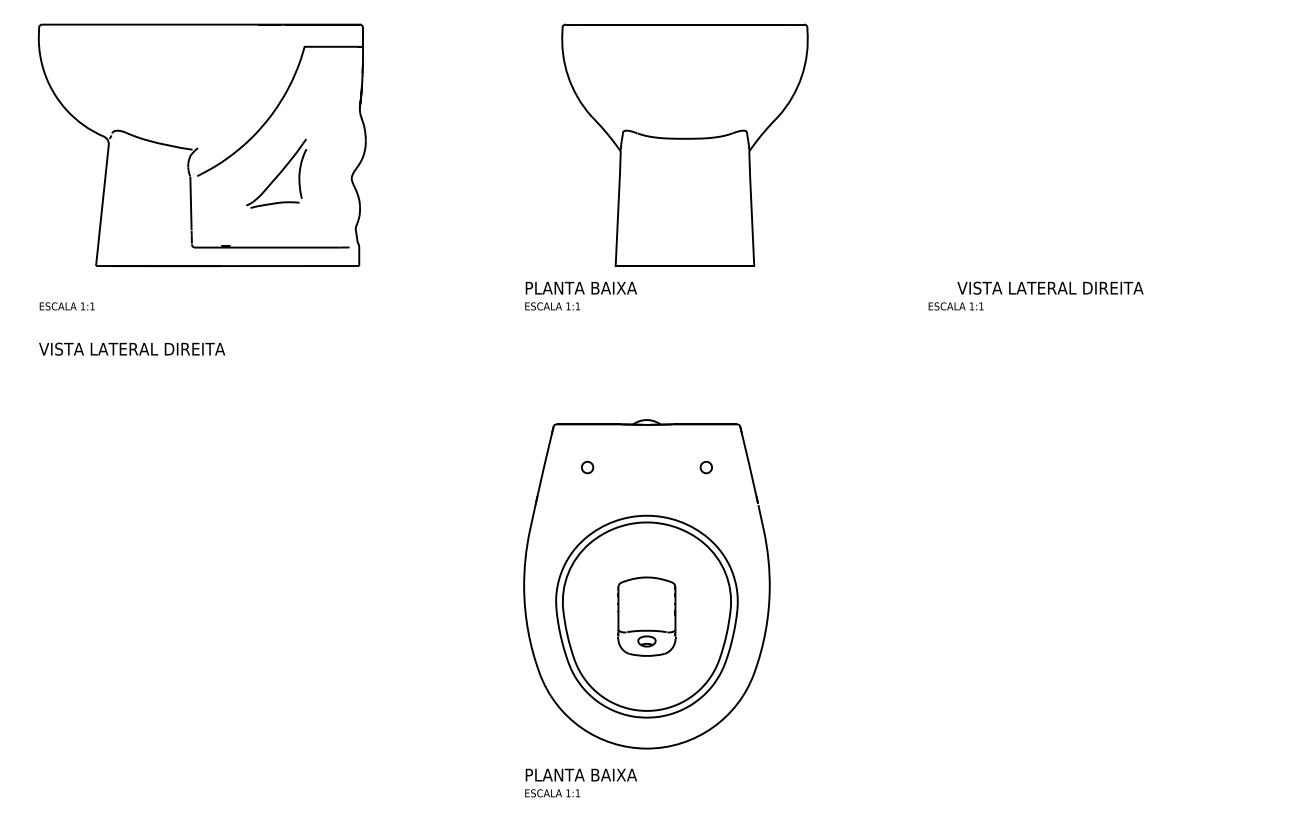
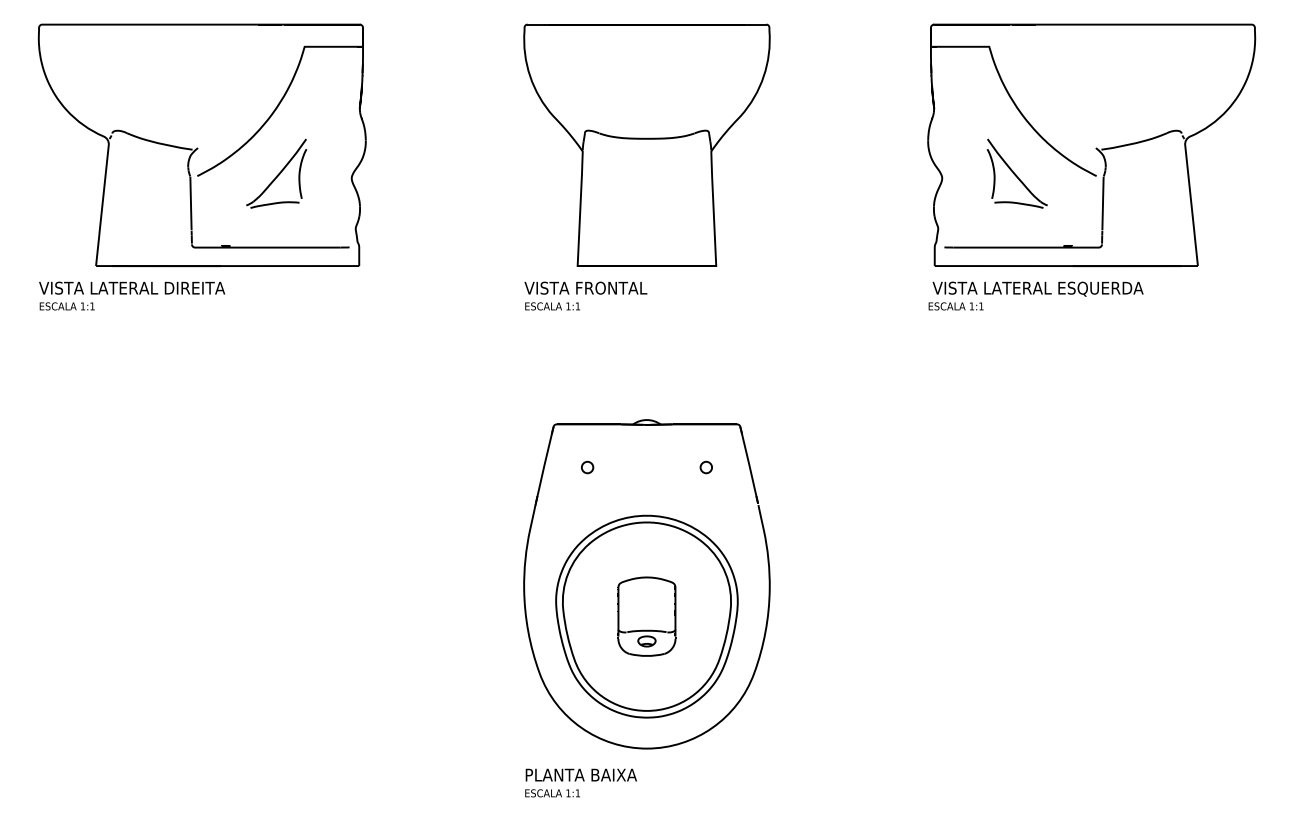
part position: (684, 144) -> (646, 144) (646, 144)
part: none -> present (1091, 145)
text: PLANTA BAIXA -> VISTA FRONTAL (585, 287)
text: VISTA LATERAL DIREITA -> VISTA LATERAL ESQUERDA (1032, 288)
text position: (132, 348) -> (132, 287) (132, 287)
